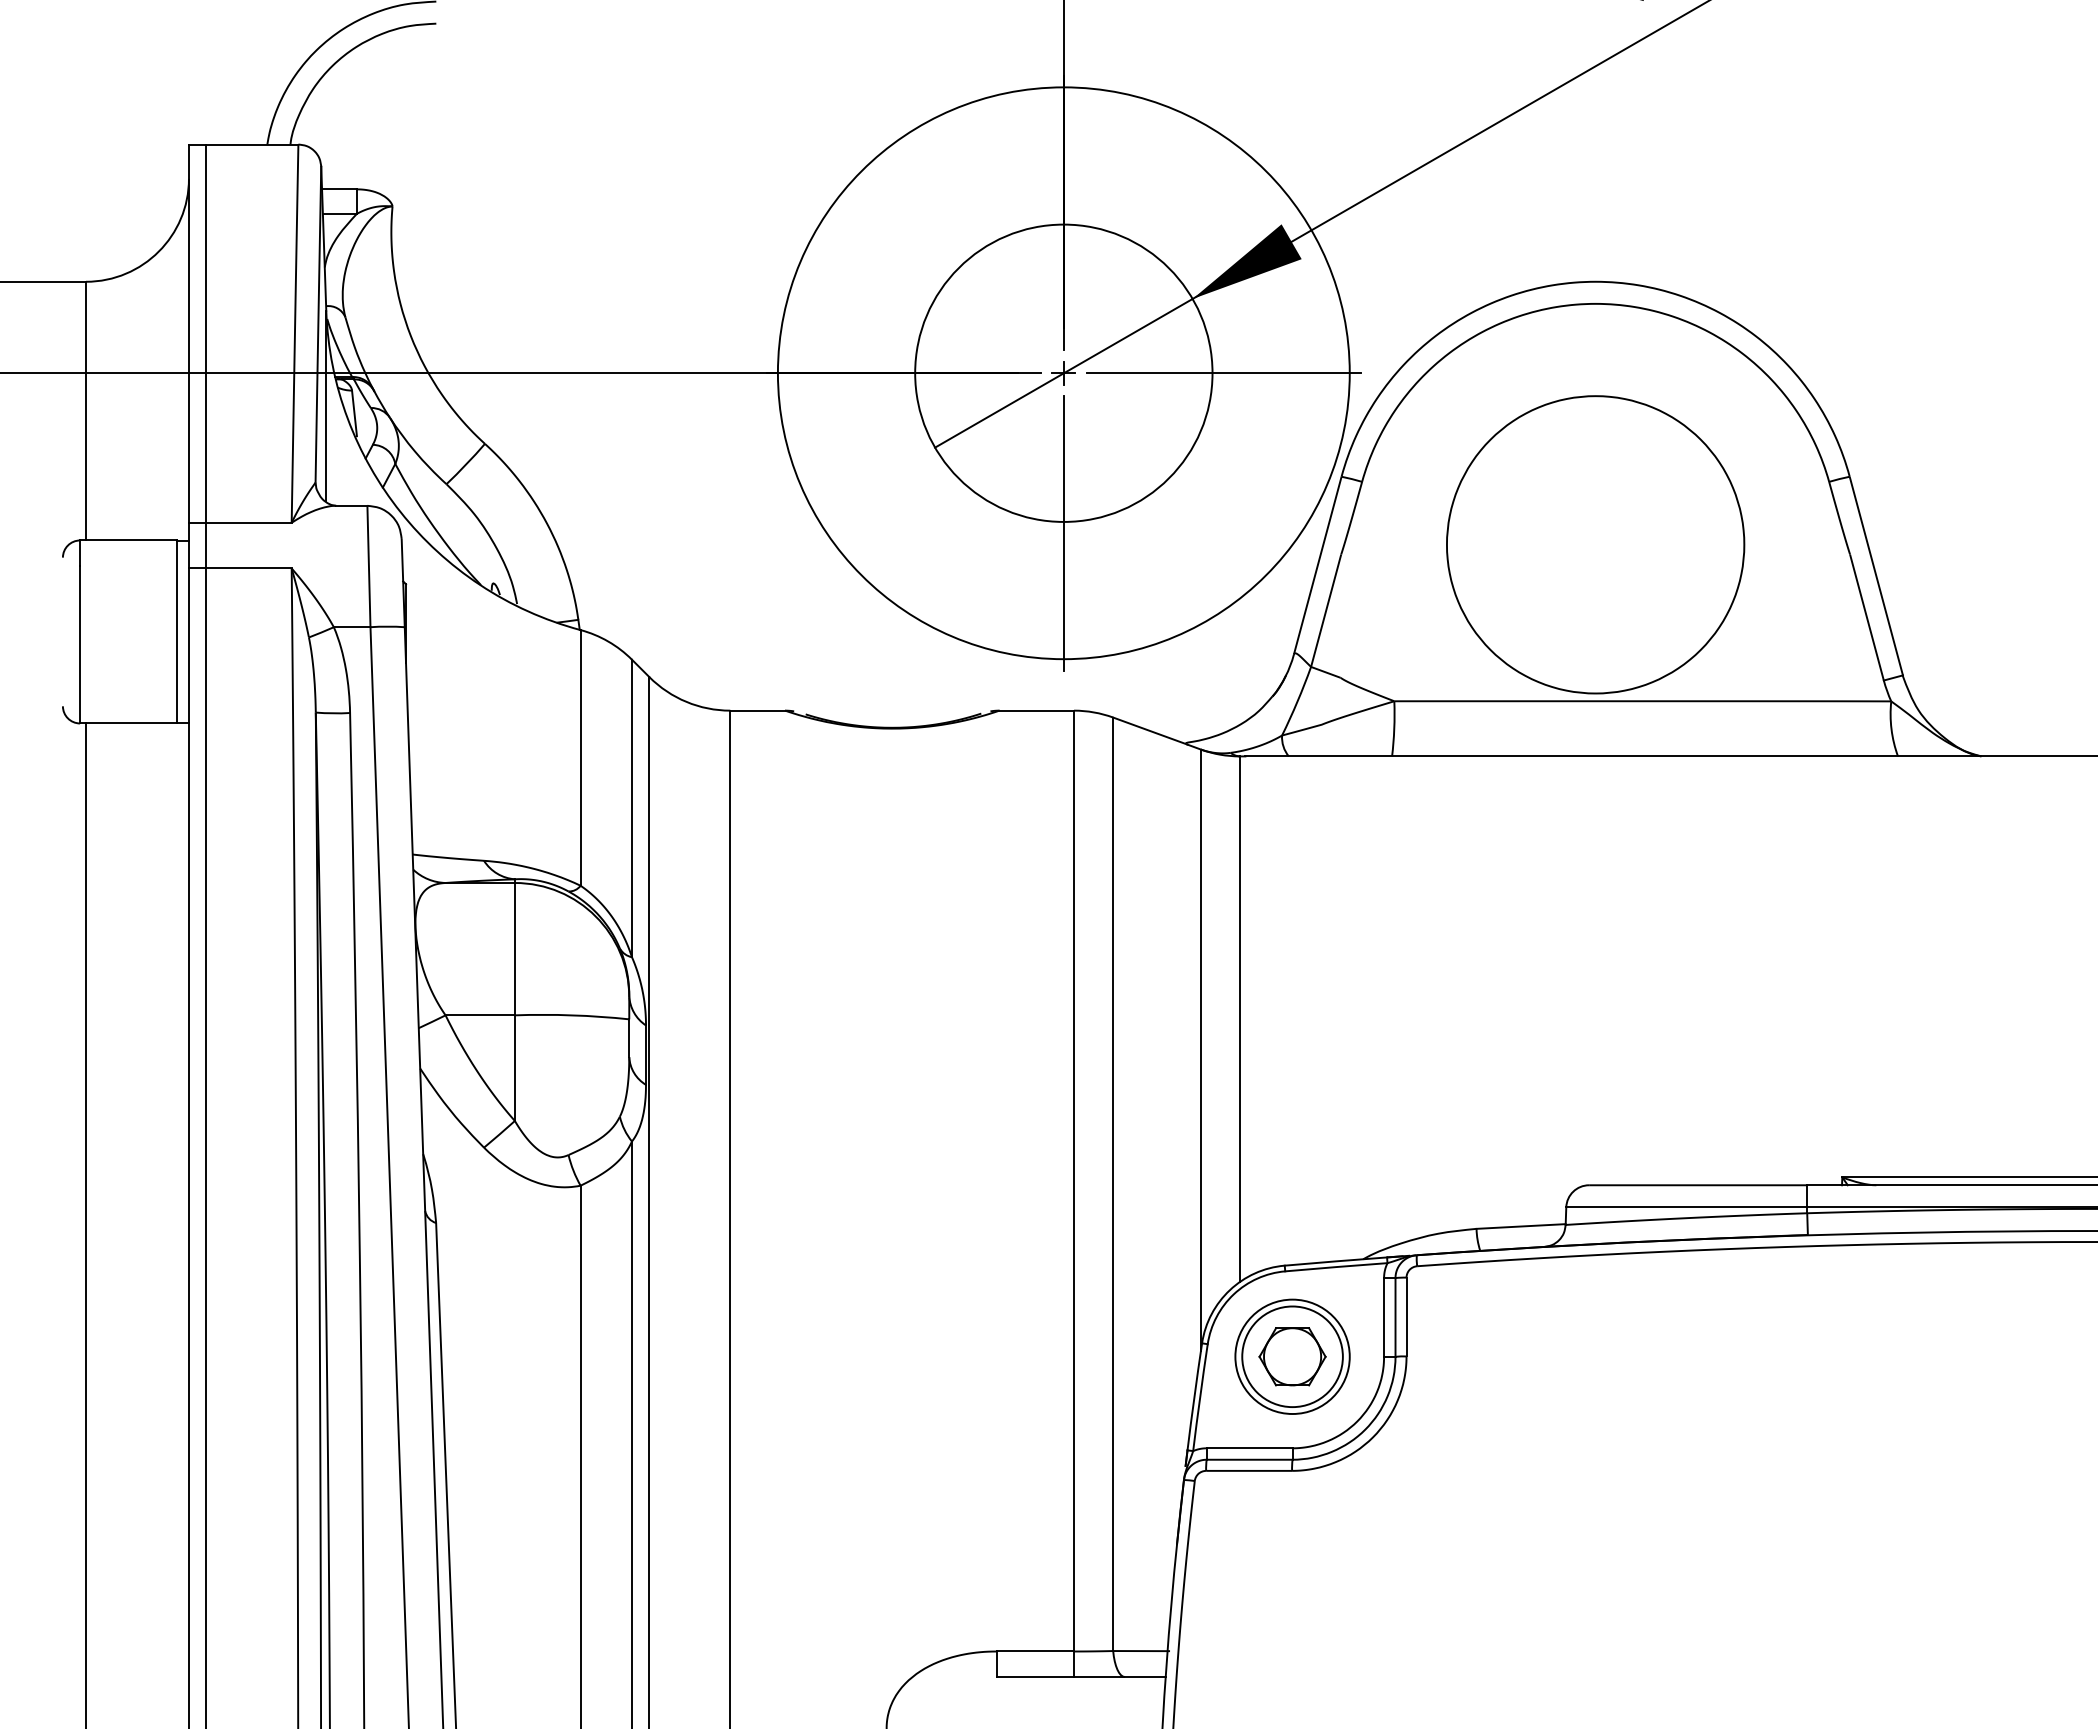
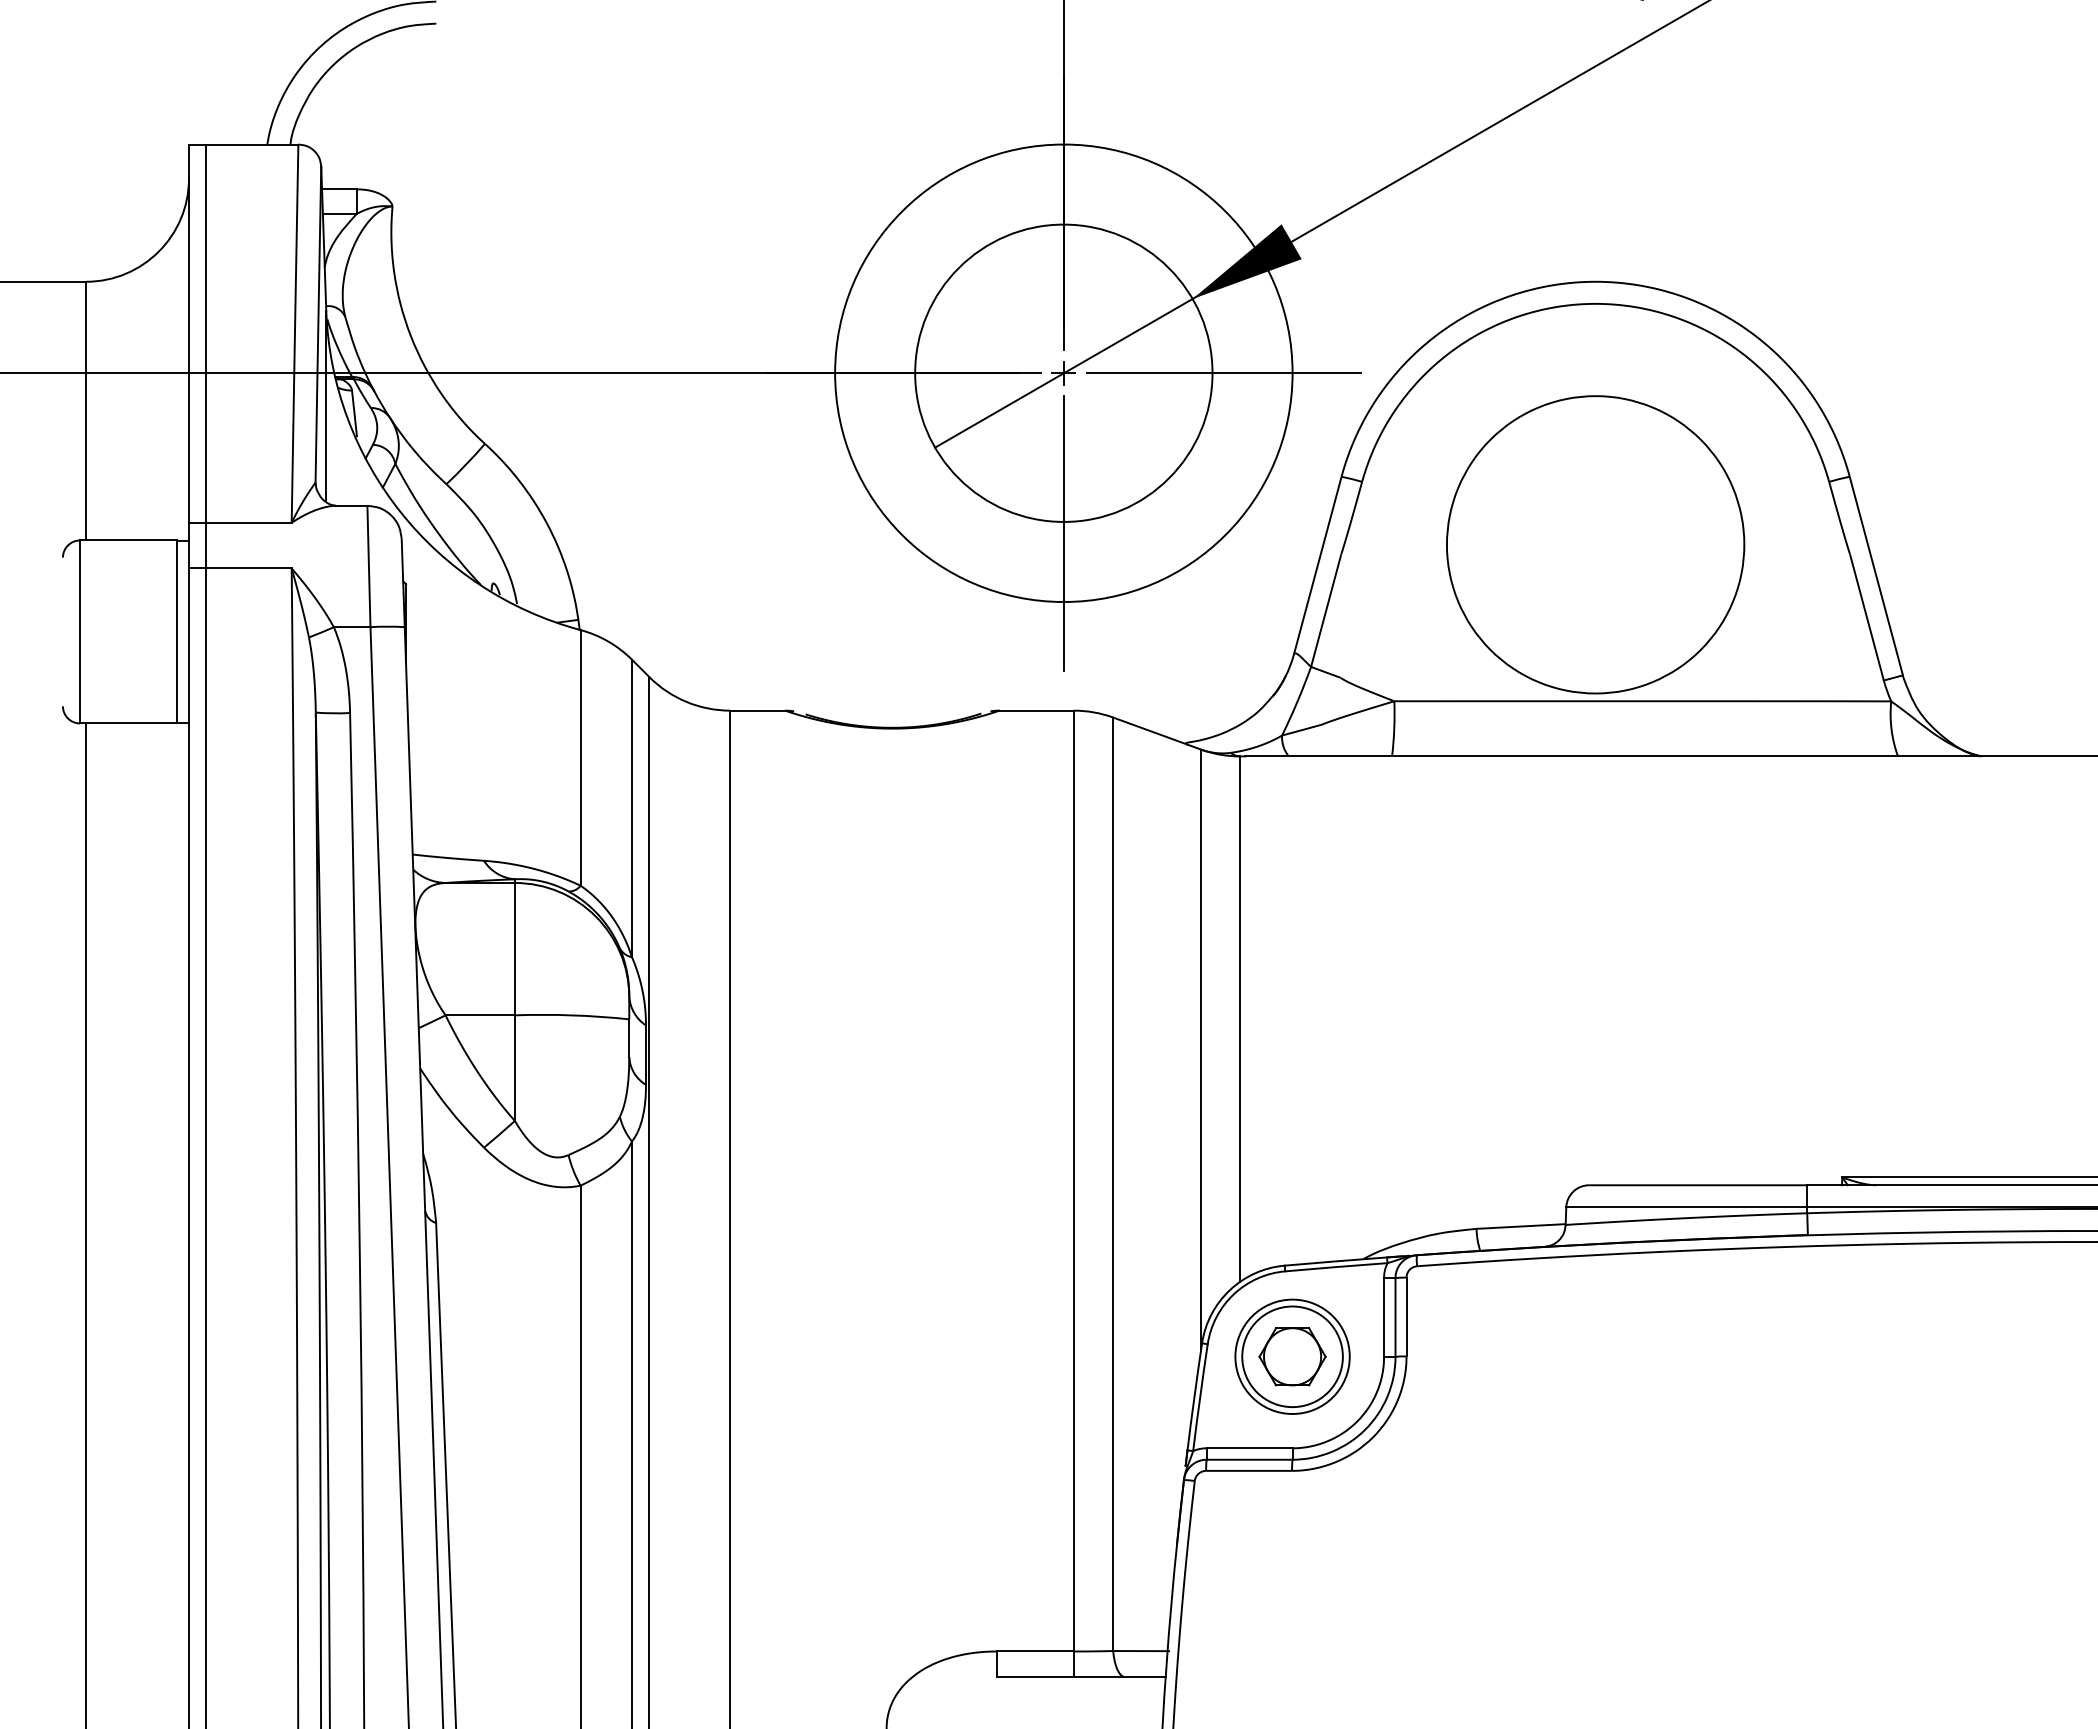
circle diameter: 572 px -> 457 px (1063, 373)
